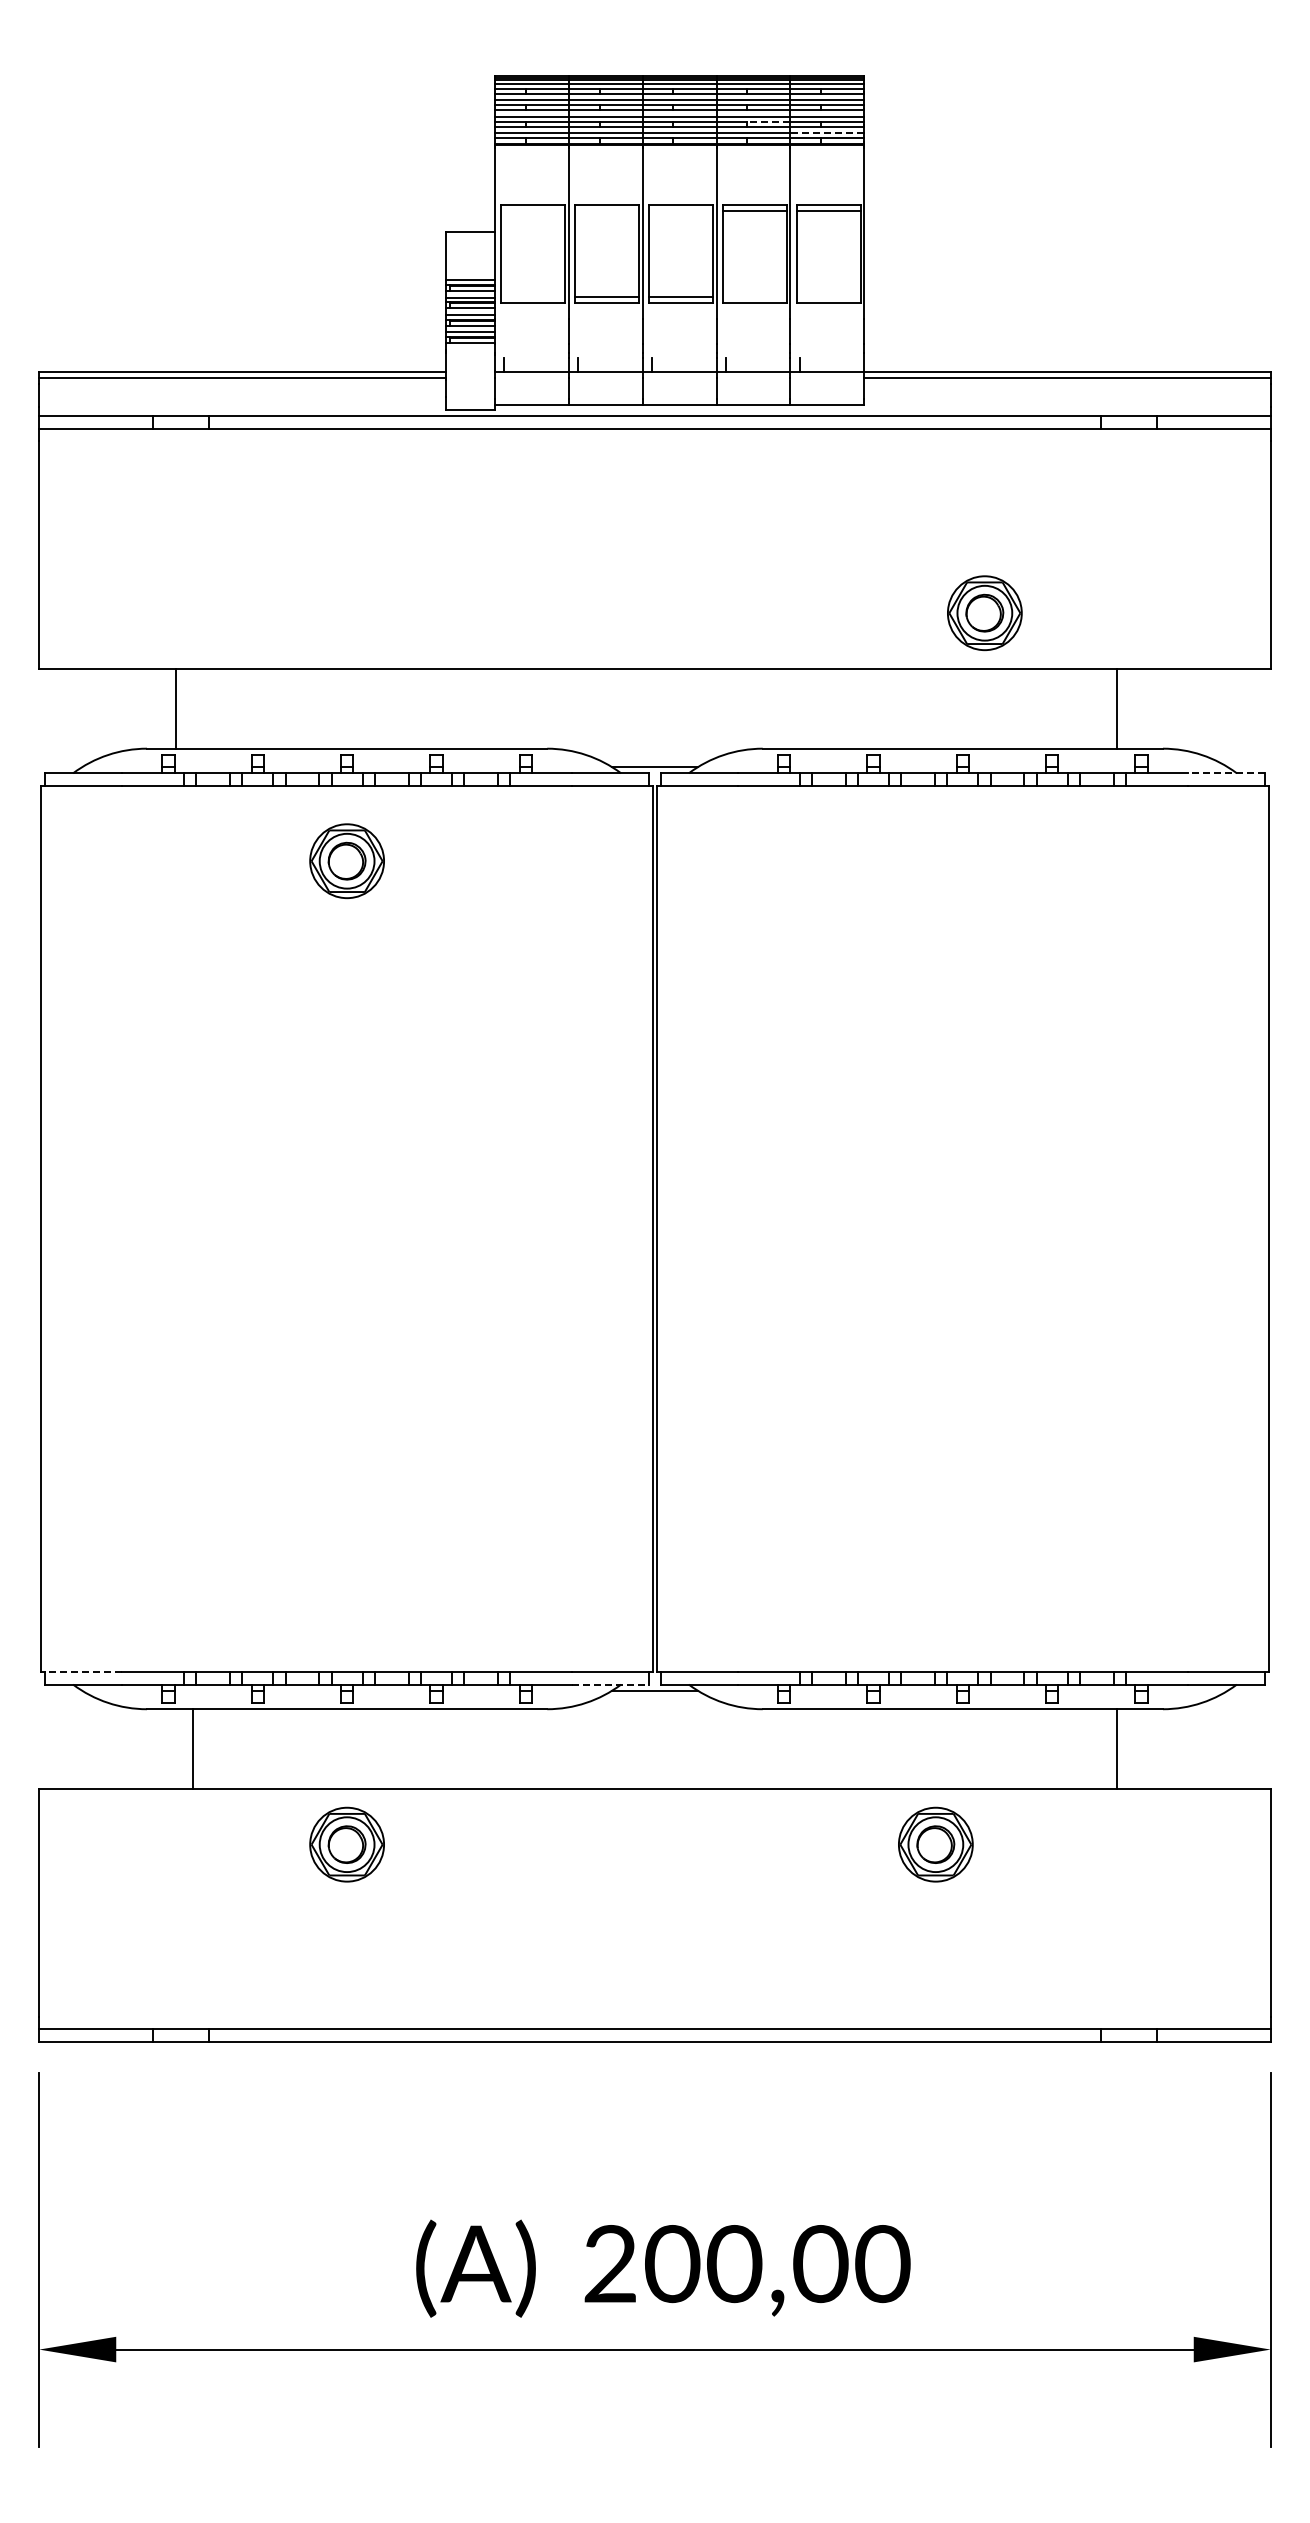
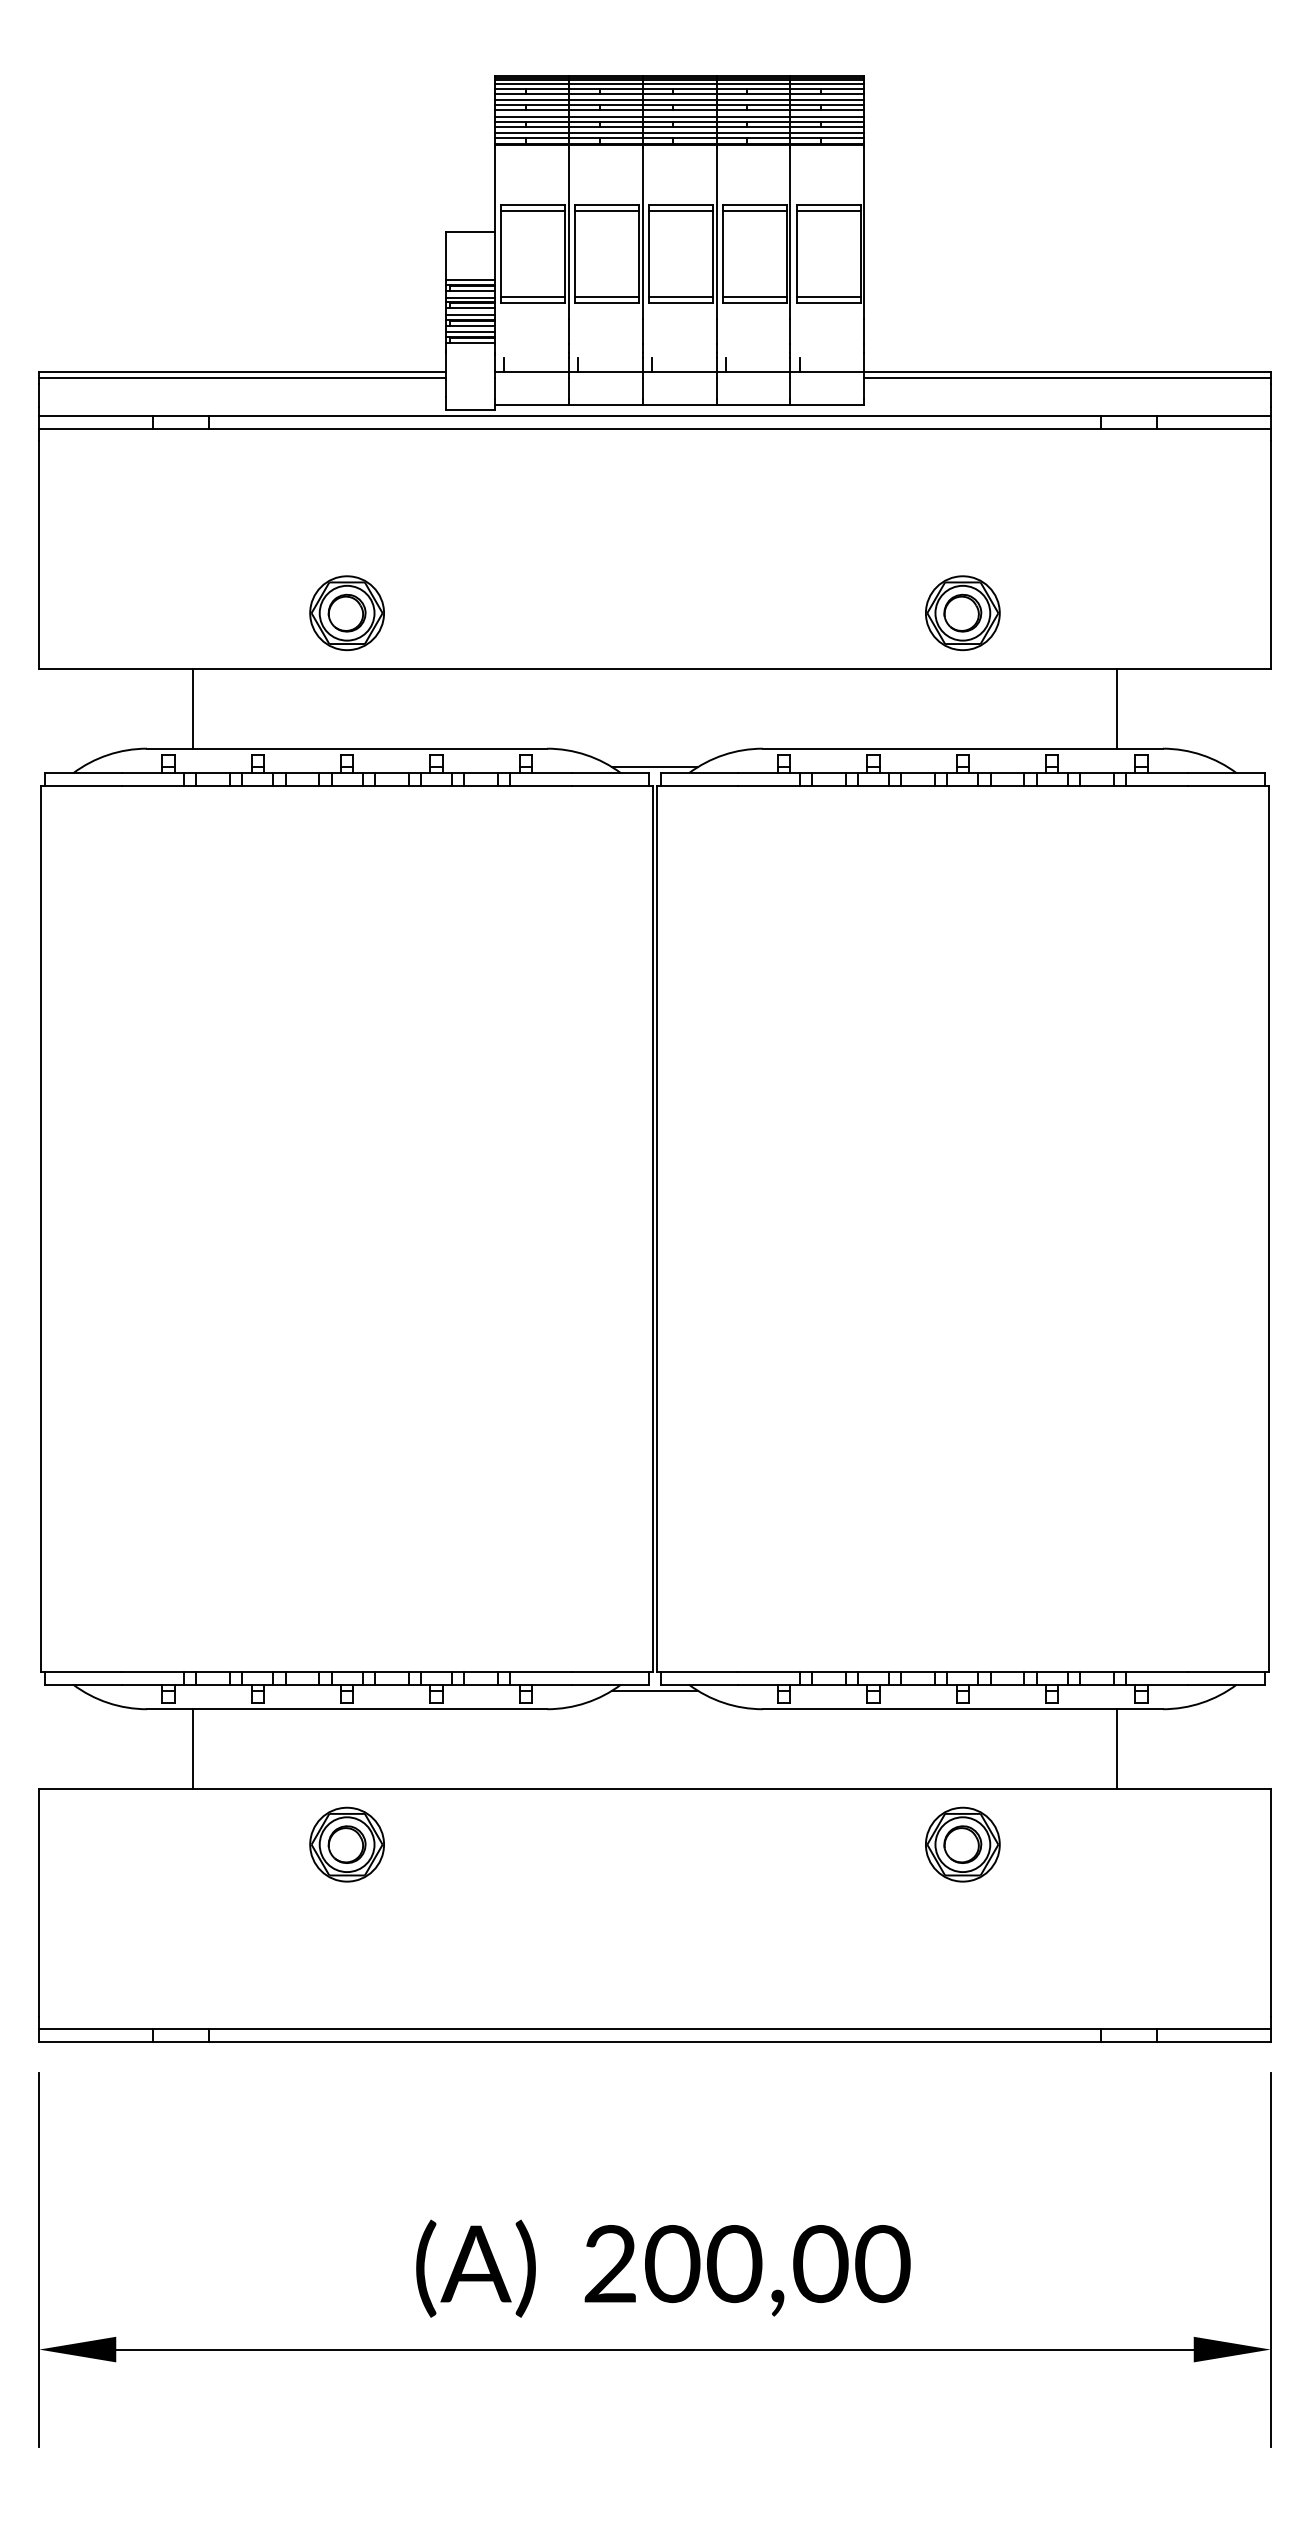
line: dashed -> solid (768, 121)
line: dashed -> solid (827, 133)
line: none -> present (533, 210)
line: none -> present (606, 210)
line: none -> present (680, 210)
line: none -> present (533, 297)
line: none -> present (754, 297)
line: none -> present (828, 297)
part position: (984, 613) -> (962, 613) (962, 613)
line position: (176, 708) -> (193, 708) (193, 708)
line: dashed -> solid (1225, 773)
part position: (346, 861) -> (346, 613) (346, 613)
line: dashed -> solid (83, 1672)
line: dashed -> solid (610, 1684)
part position: (935, 1844) -> (962, 1844) (962, 1844)
